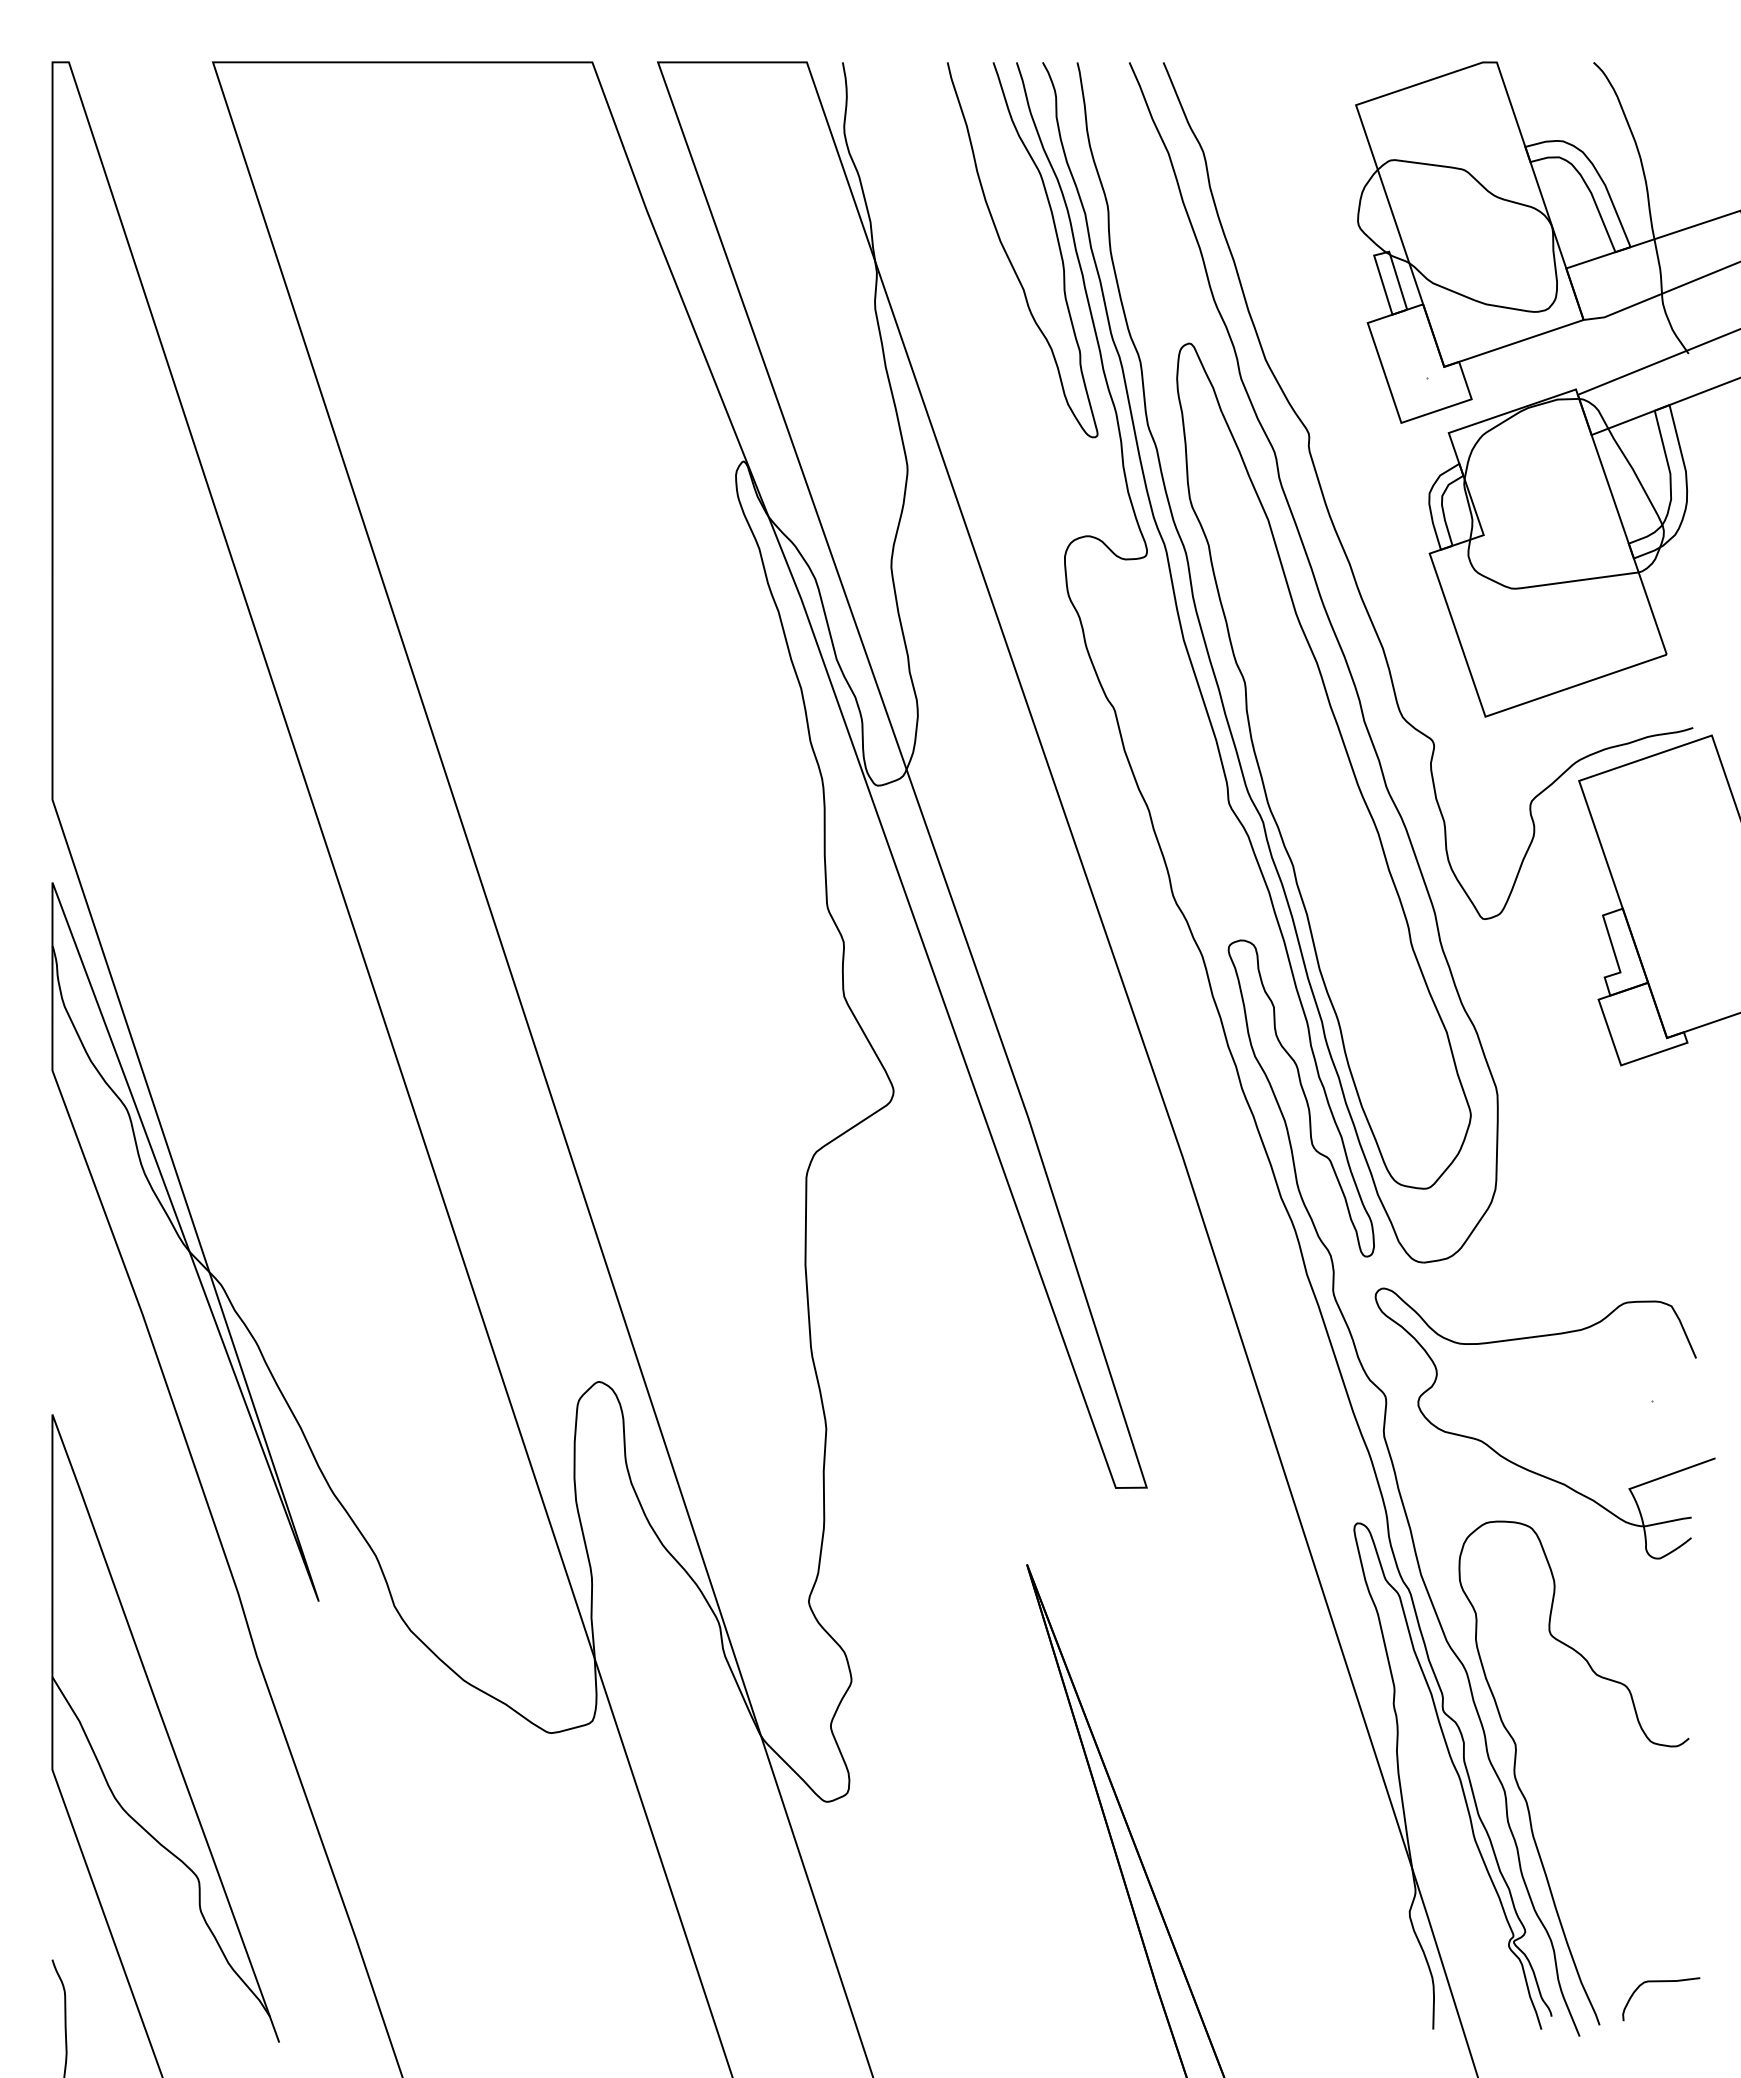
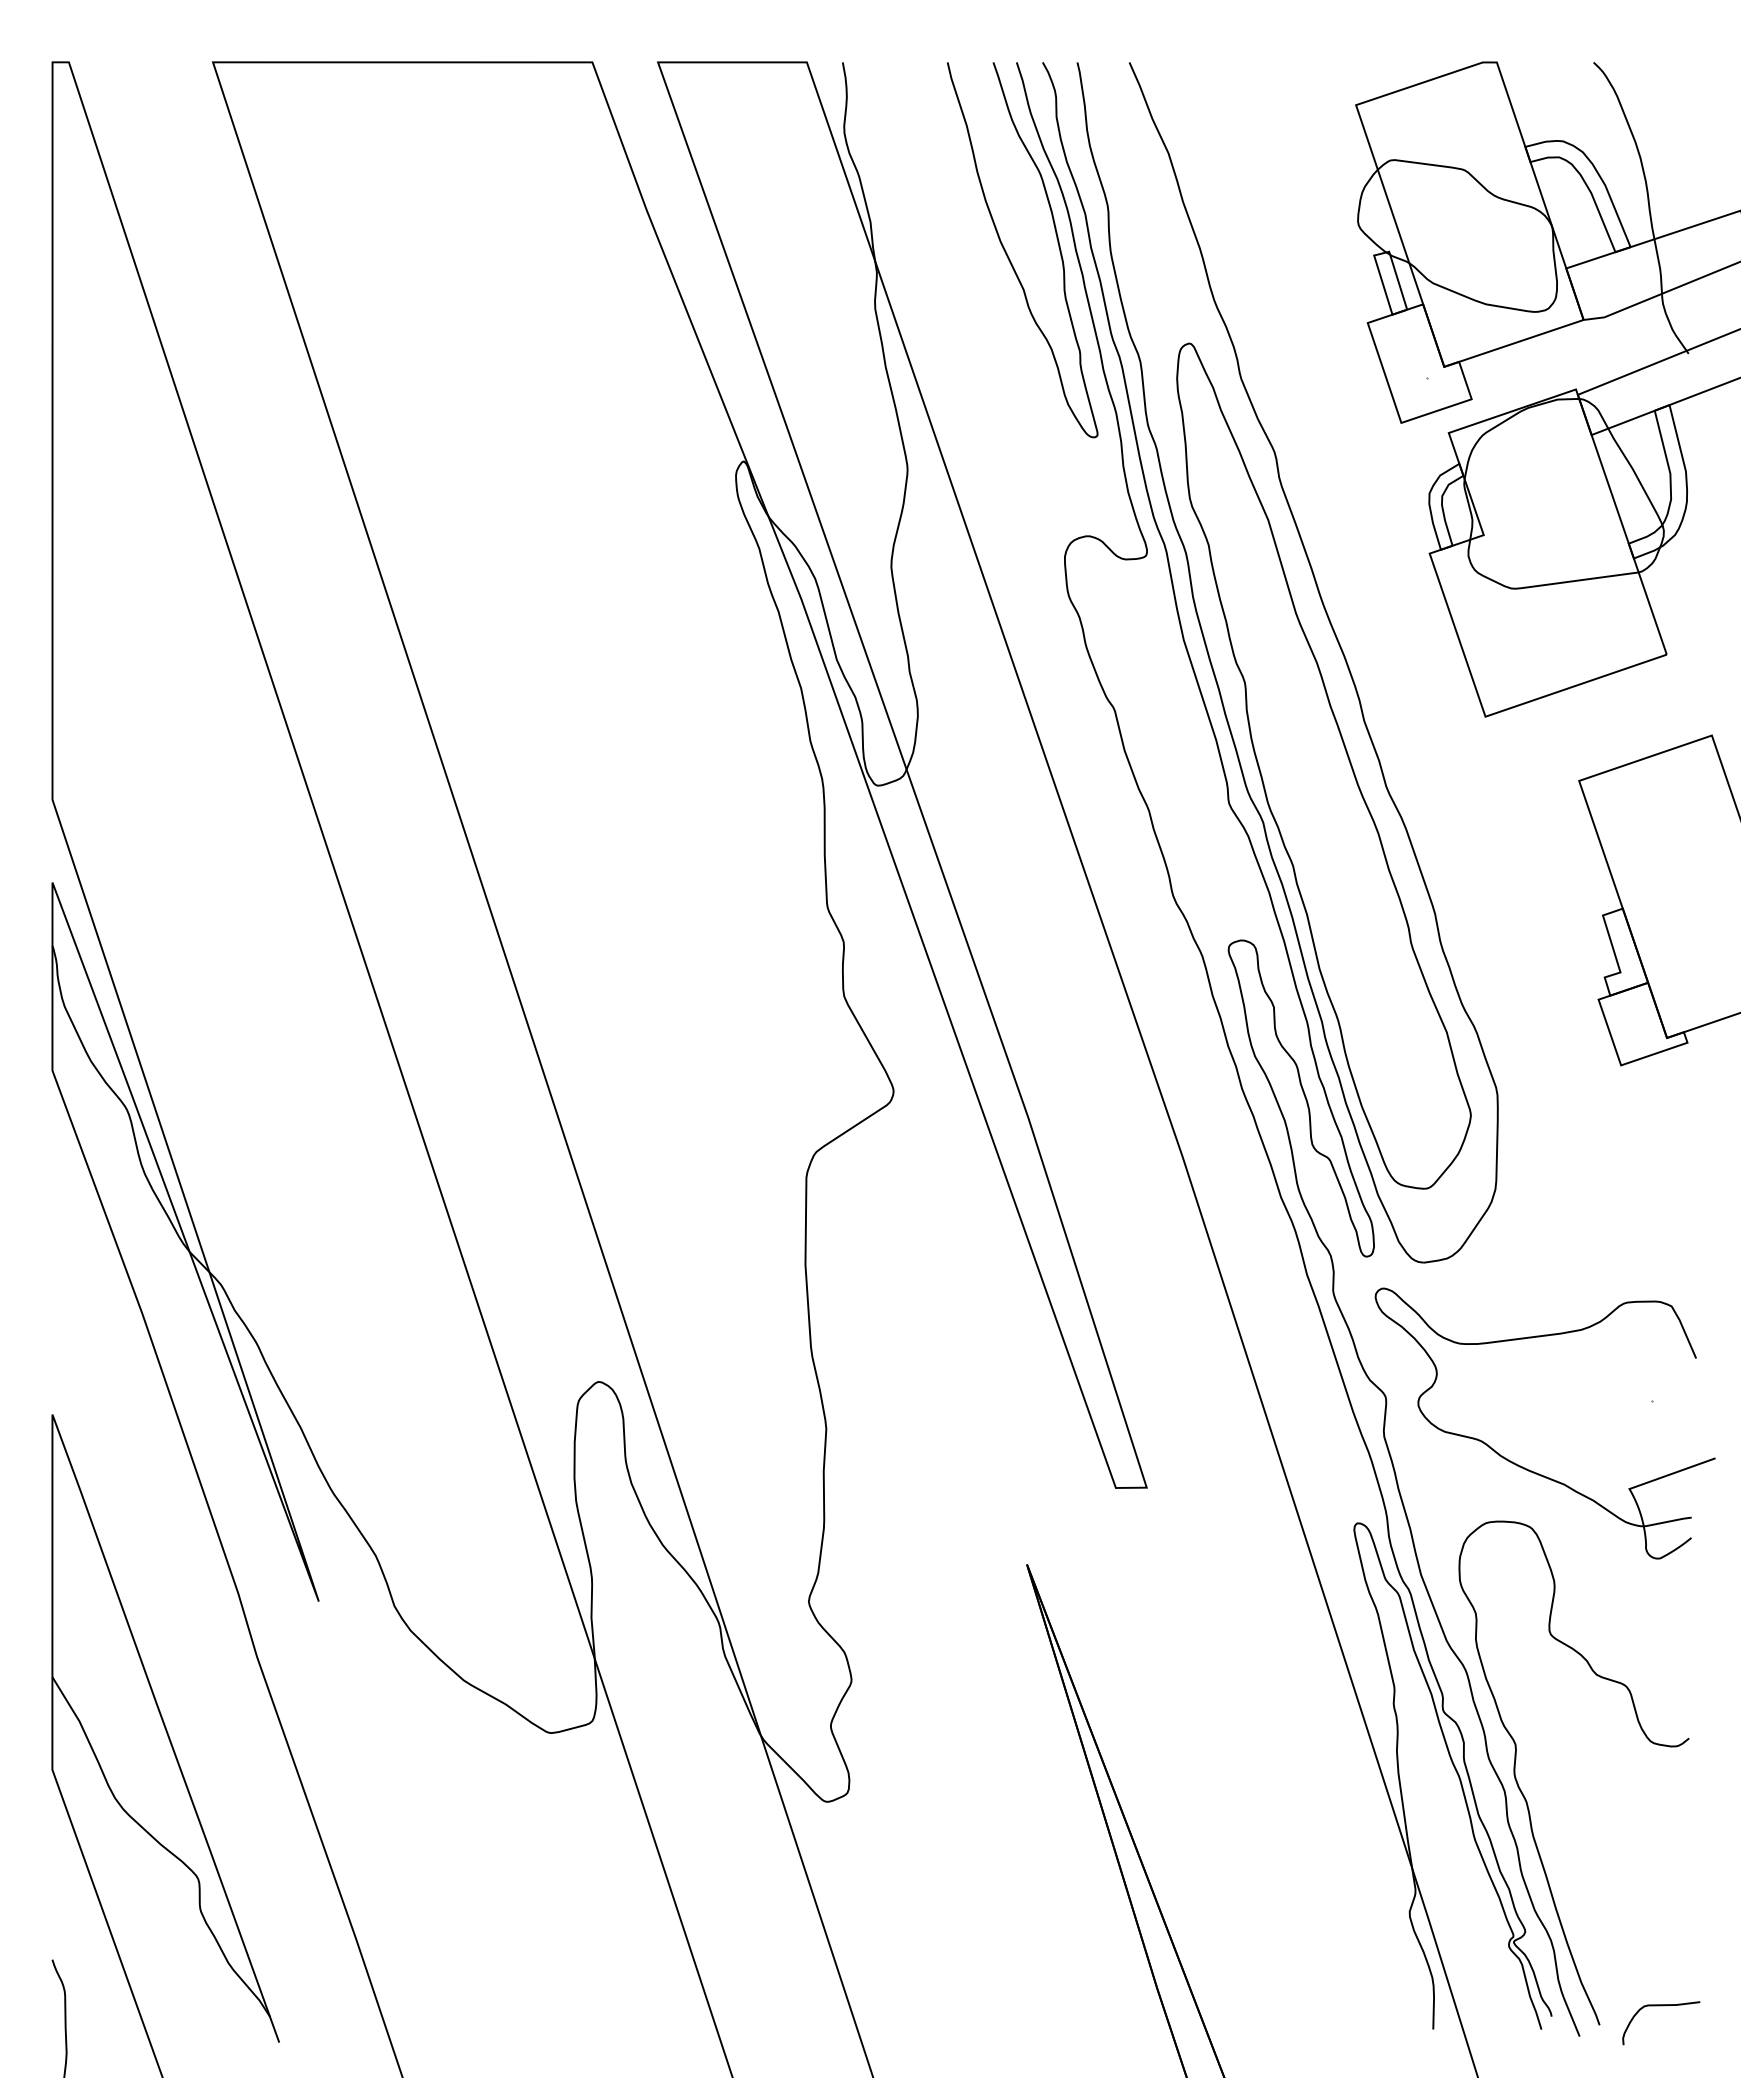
curve: present -> none (1336, 529)
curve position: (1661, 1982) -> (1661, 2006) (1661, 2006)
